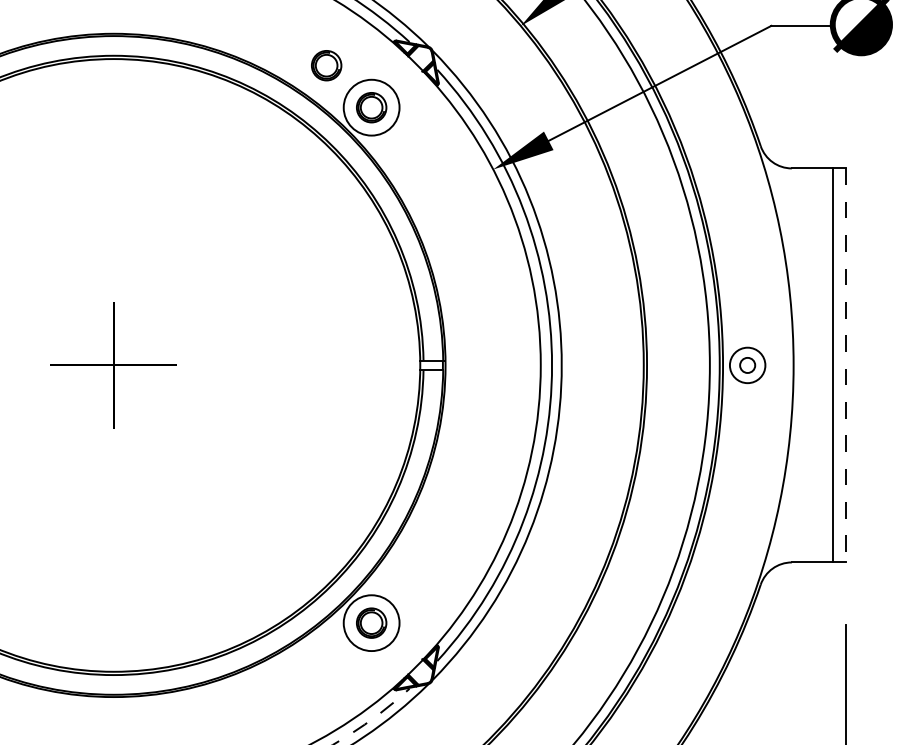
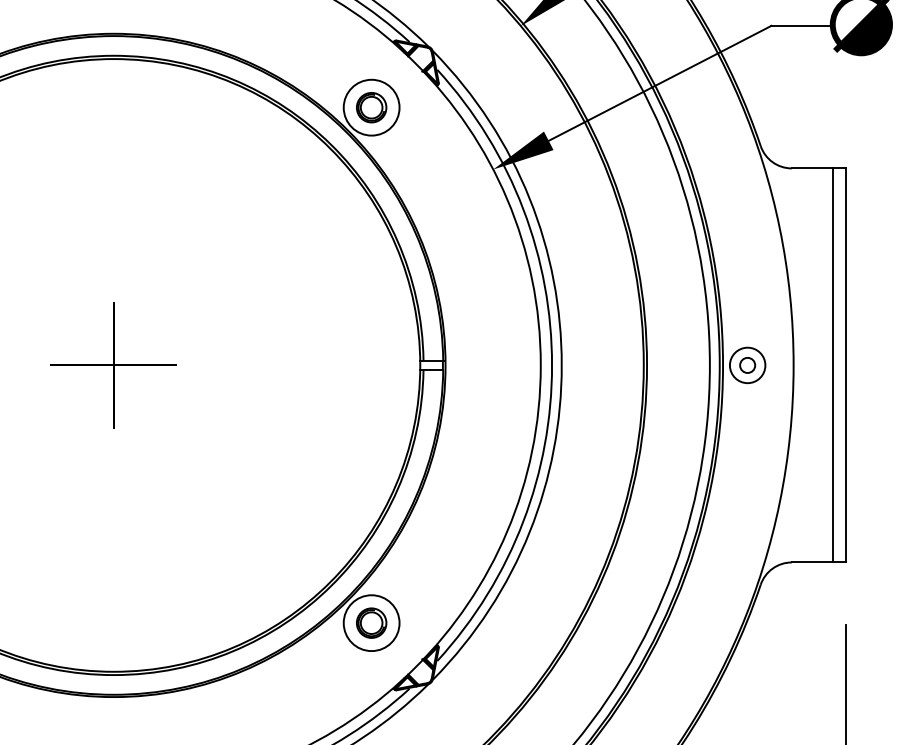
part: present -> none (326, 65)
line: dashed -> solid (846, 365)
arc: dashed -> solid (373, 718)
